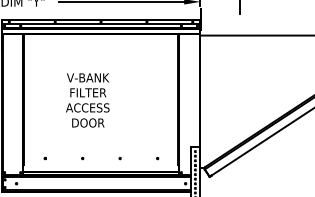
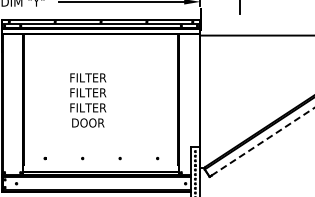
text: V-BANK -> FILTER (88, 77)
text: ACCESS -> FILTER (87, 107)
line: solid -> dashed (263, 141)
